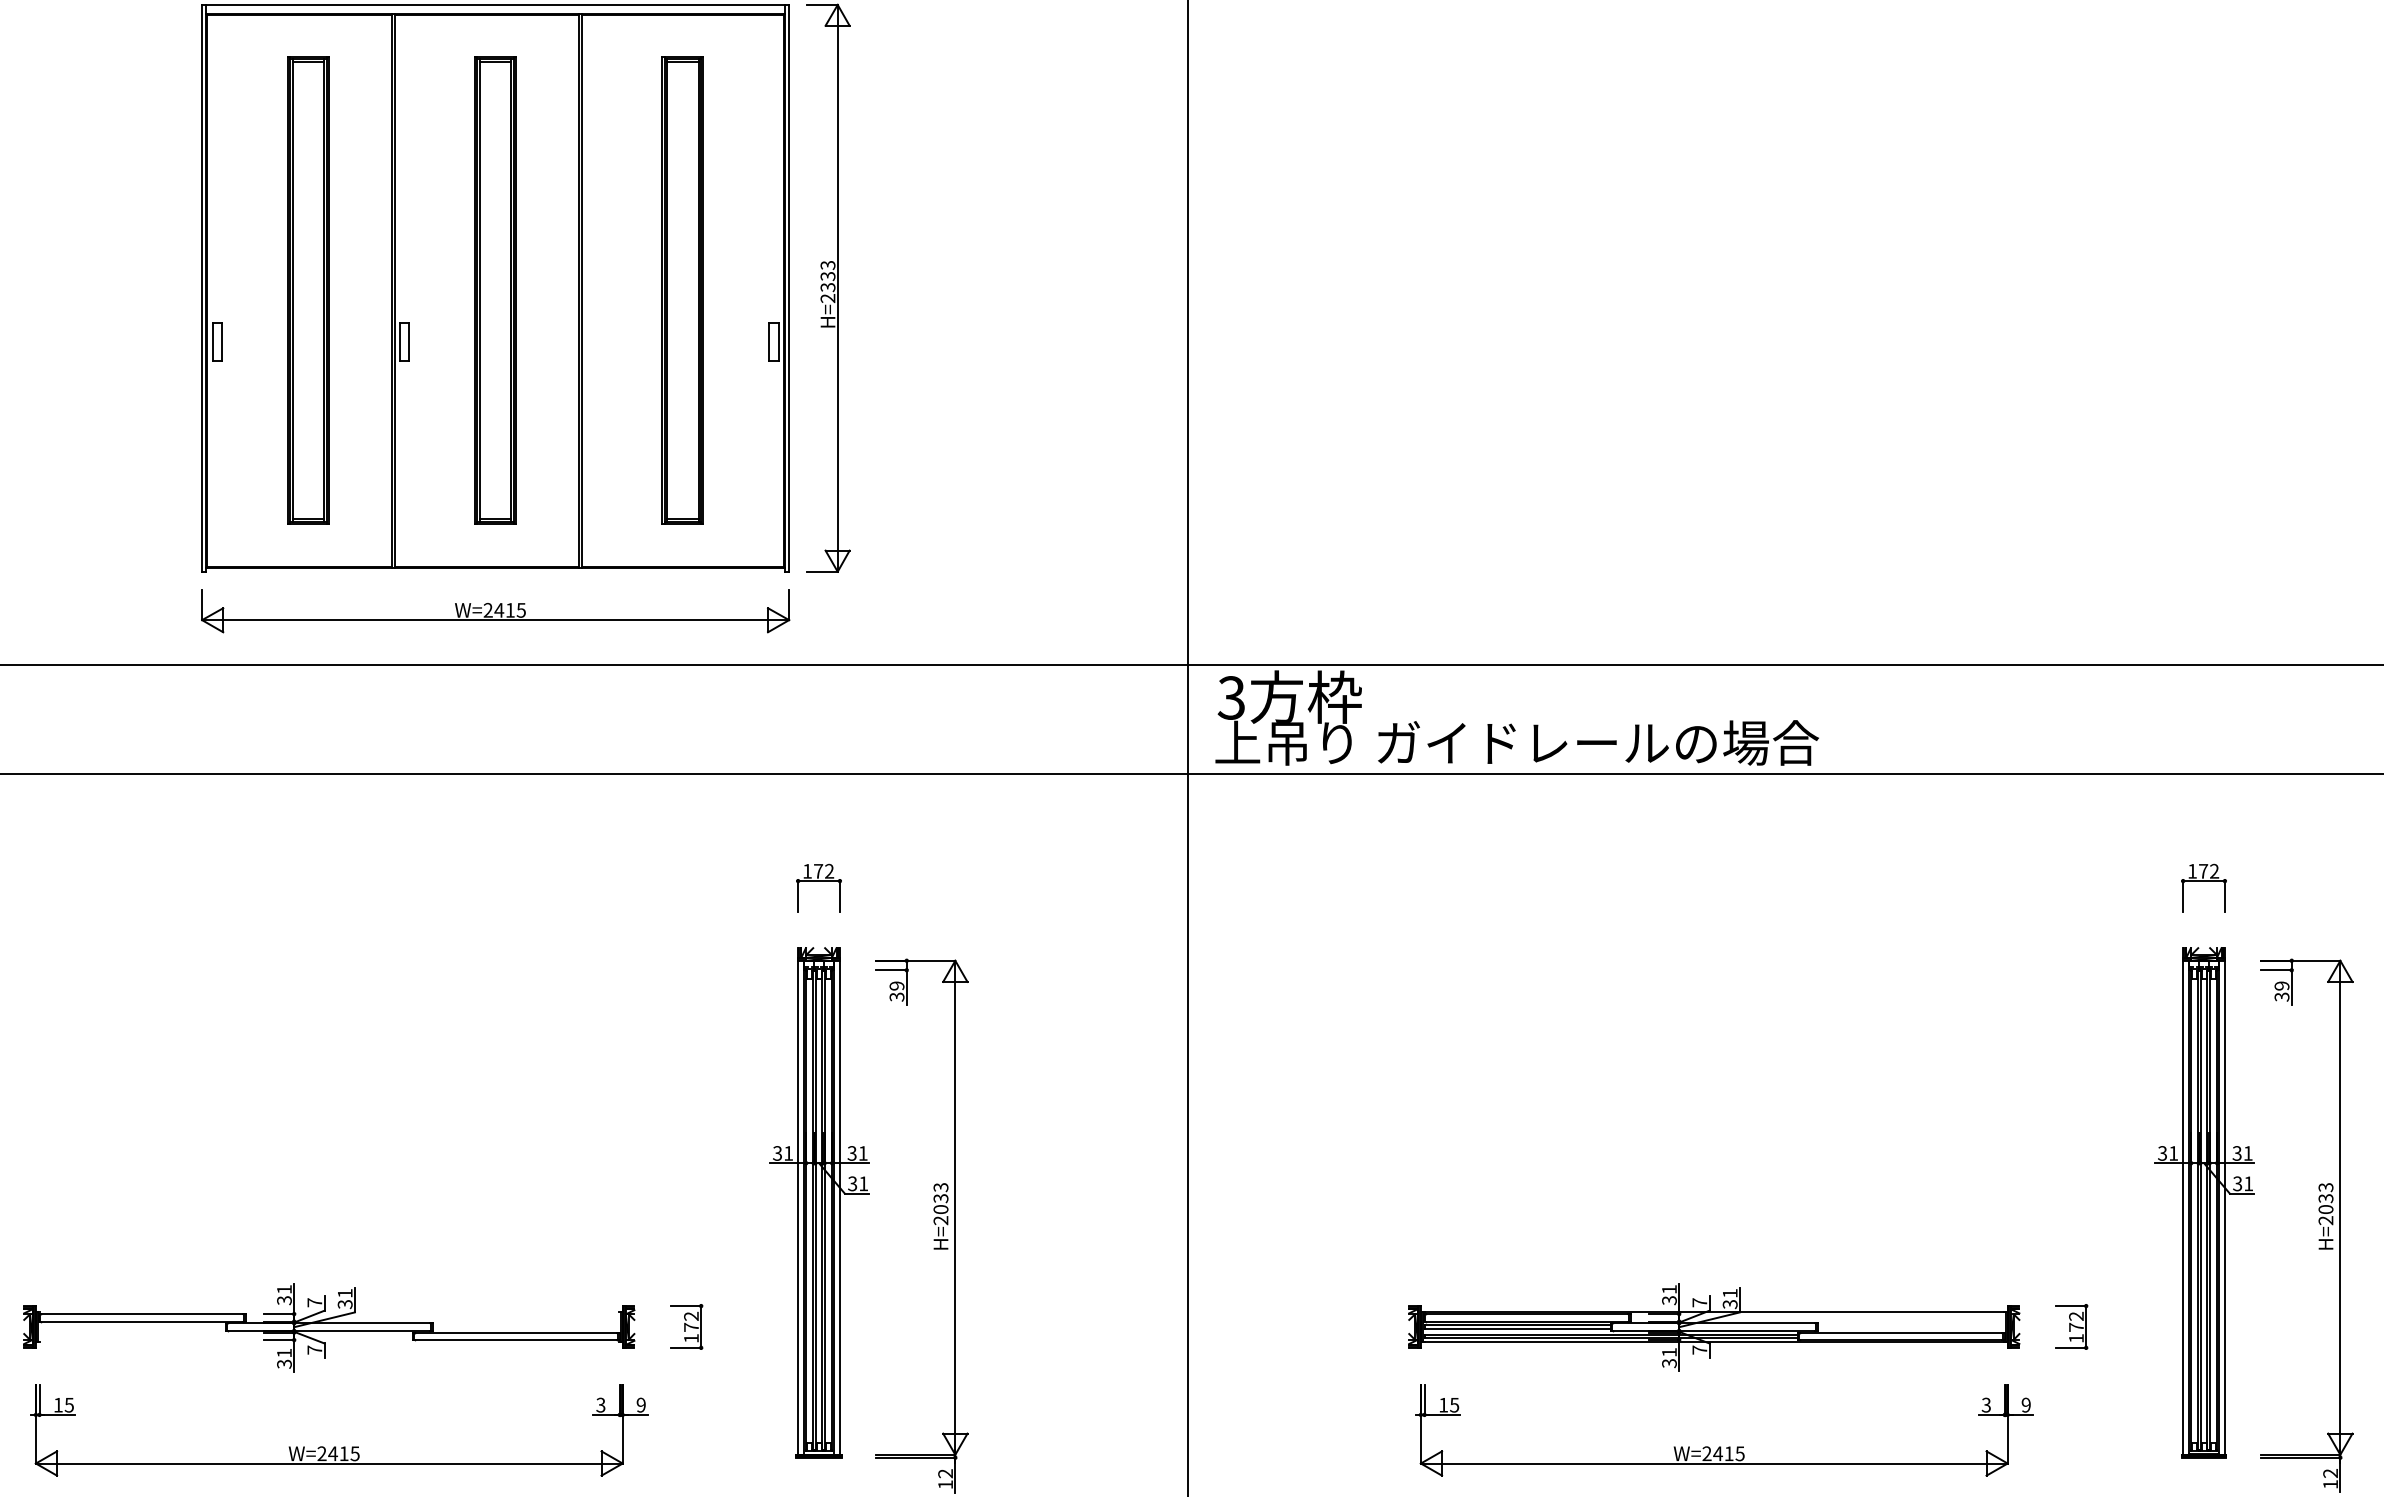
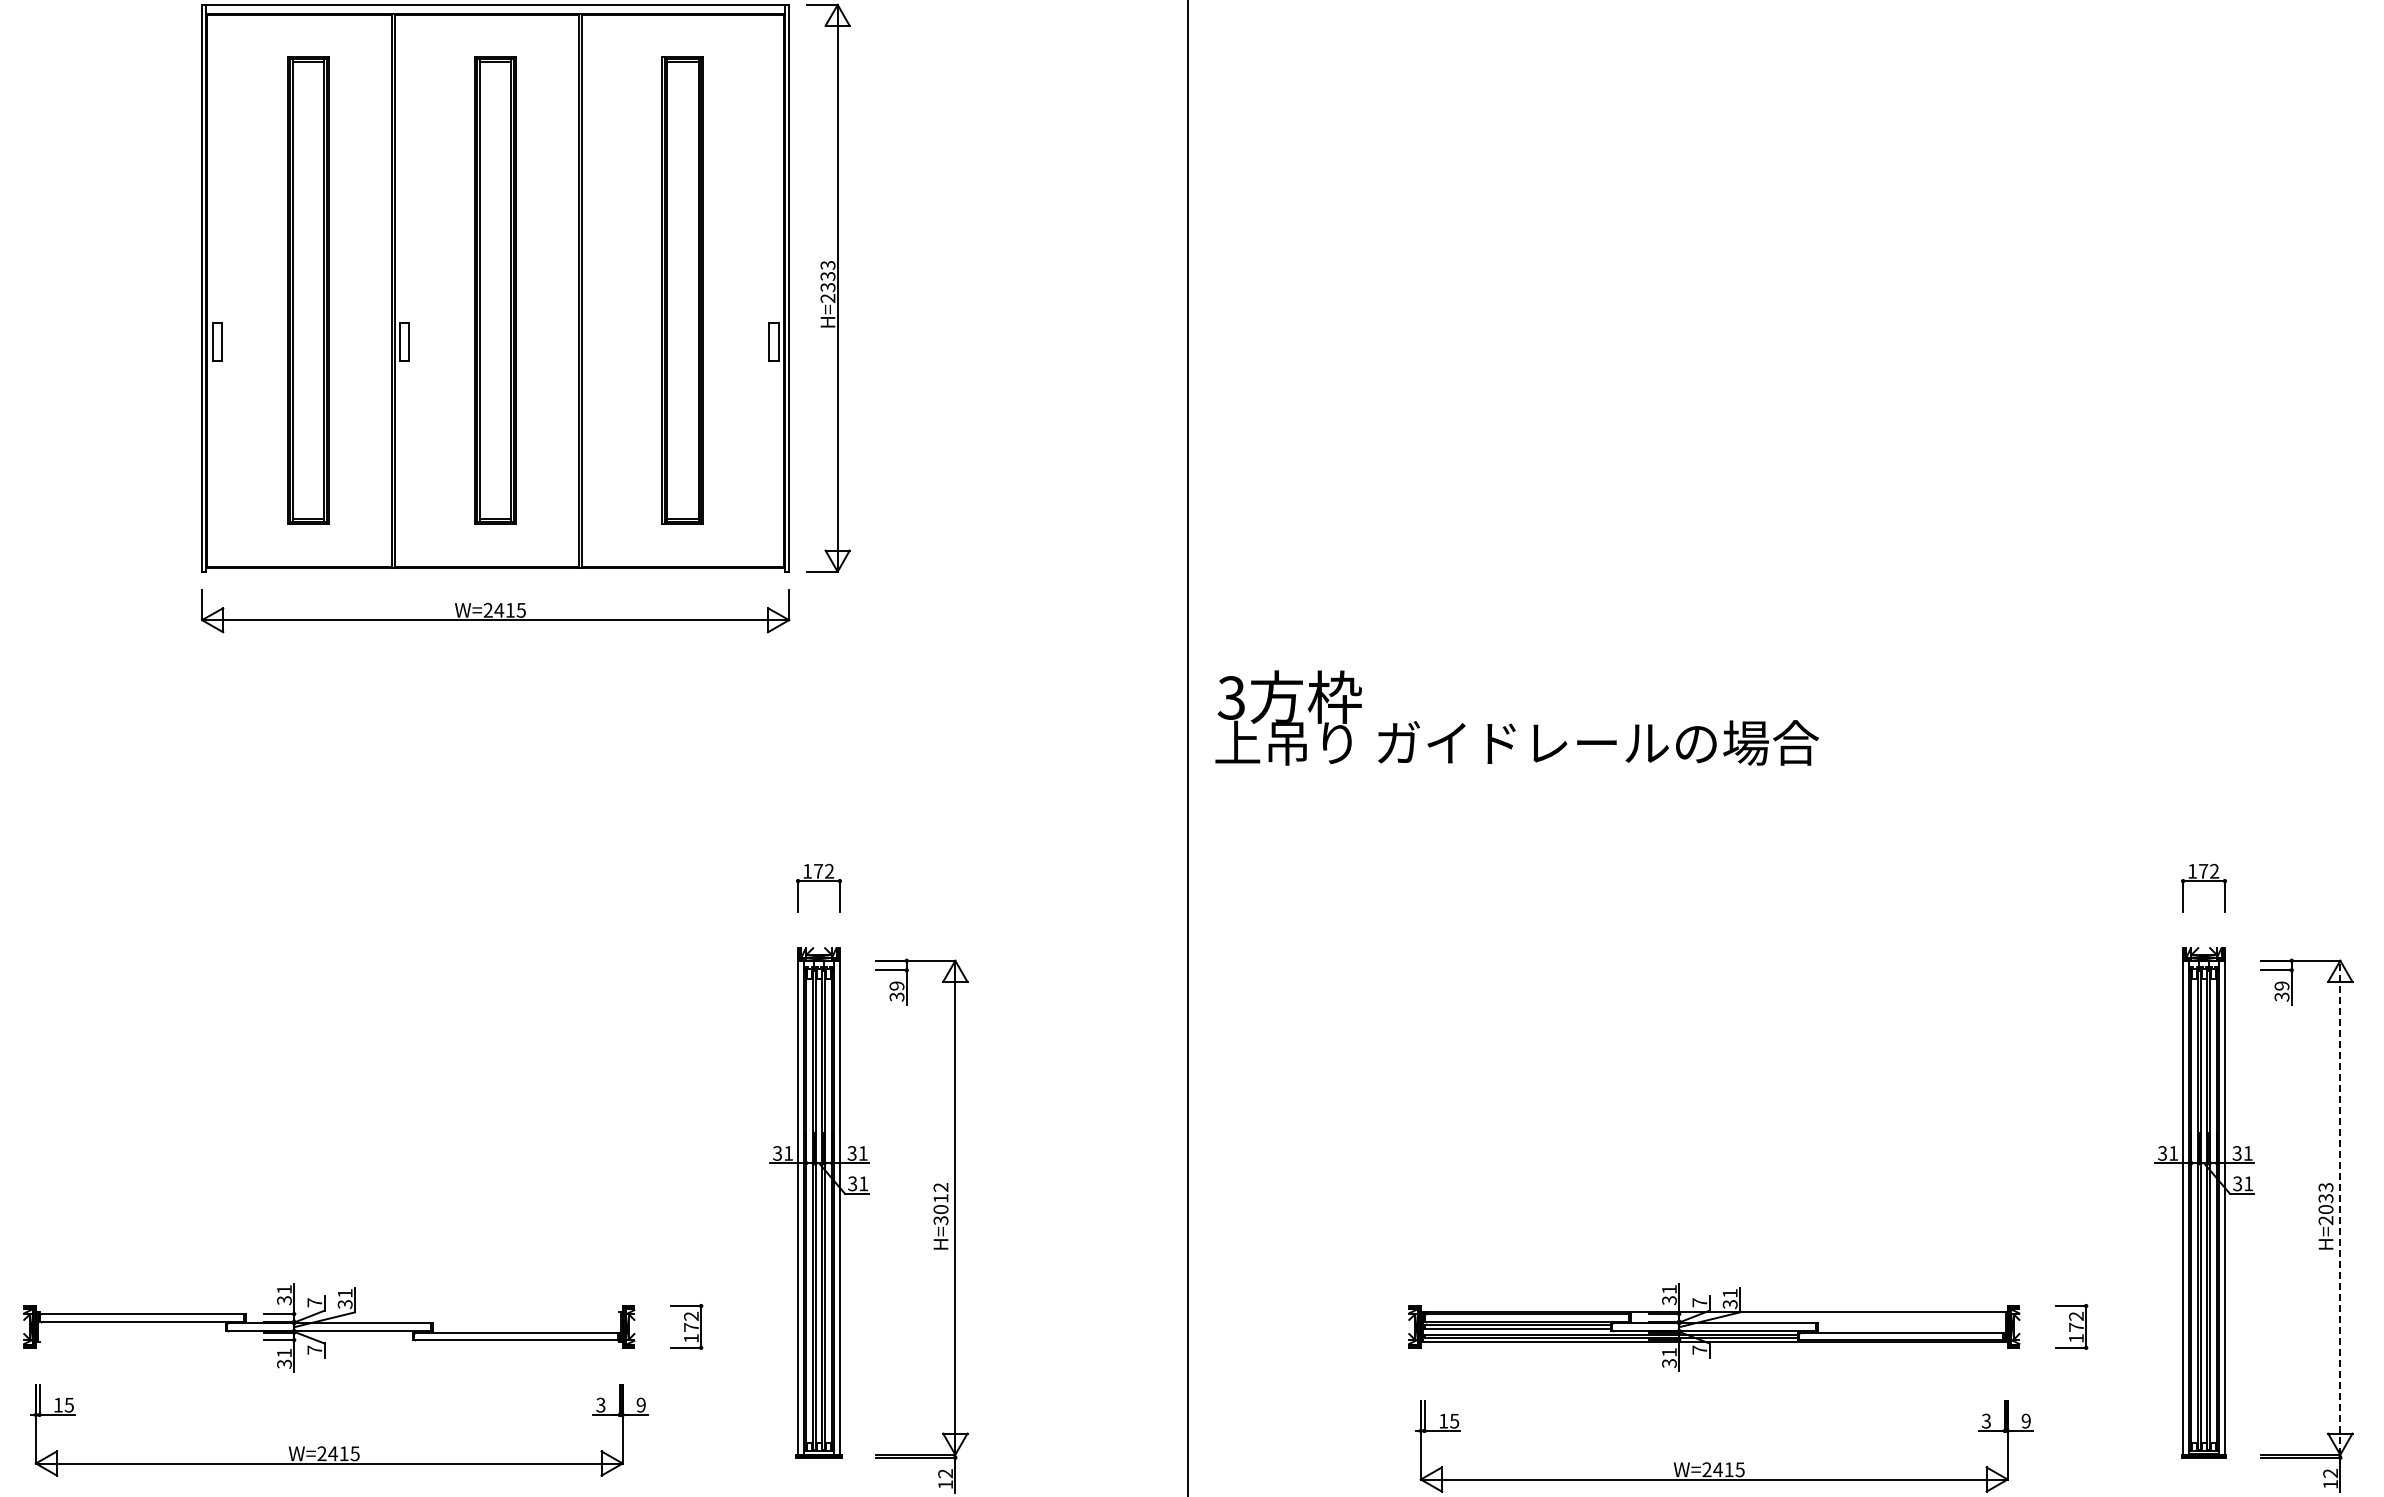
line: present -> none (1191, 664)
line: present -> none (1191, 774)
text: H=2033 -> H=3012 (940, 1204)
line: solid -> dashed (2340, 1207)
part position: (1720, 1446) -> (1720, 1462) (1720, 1462)
